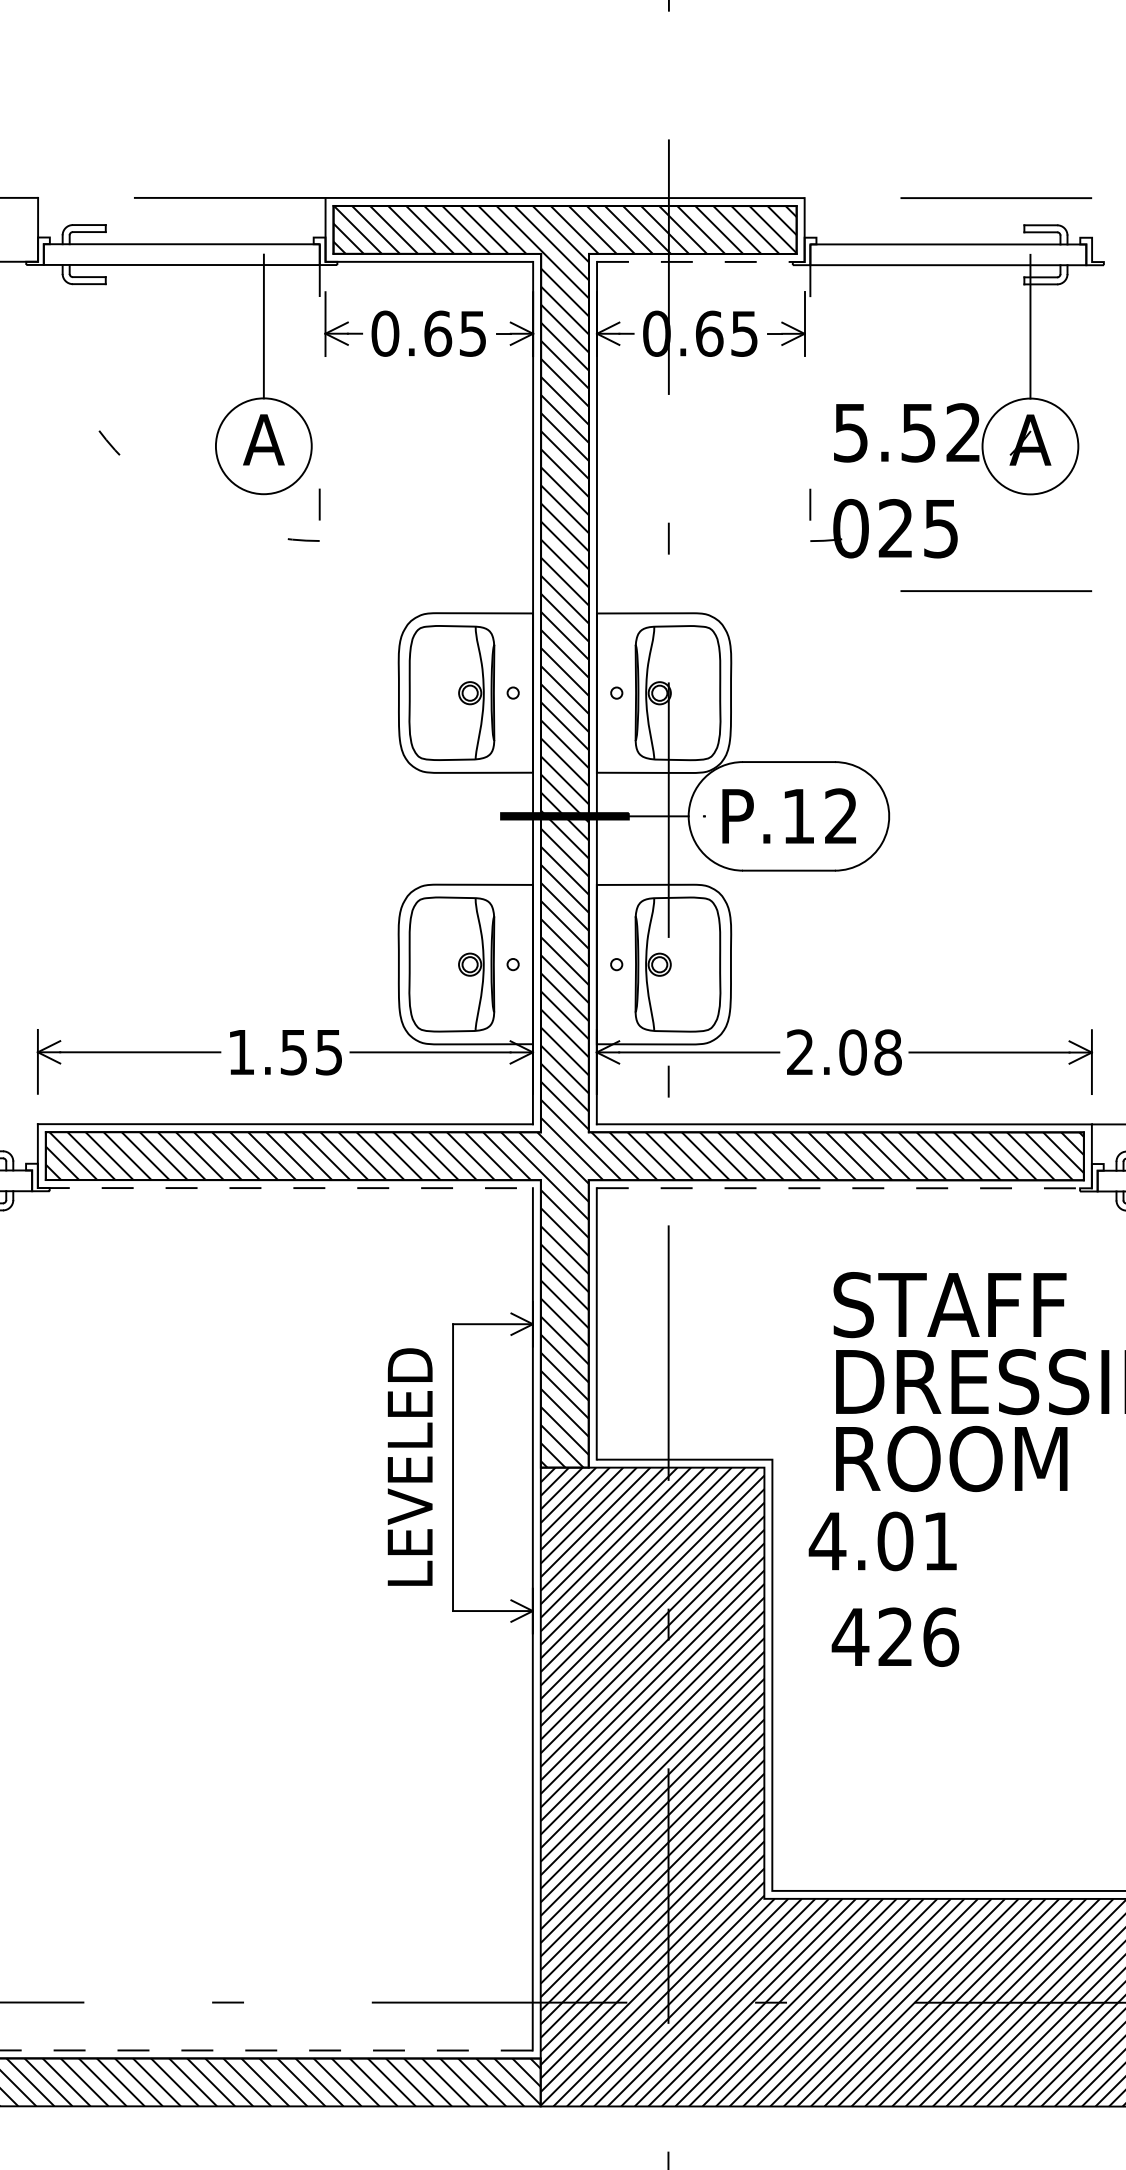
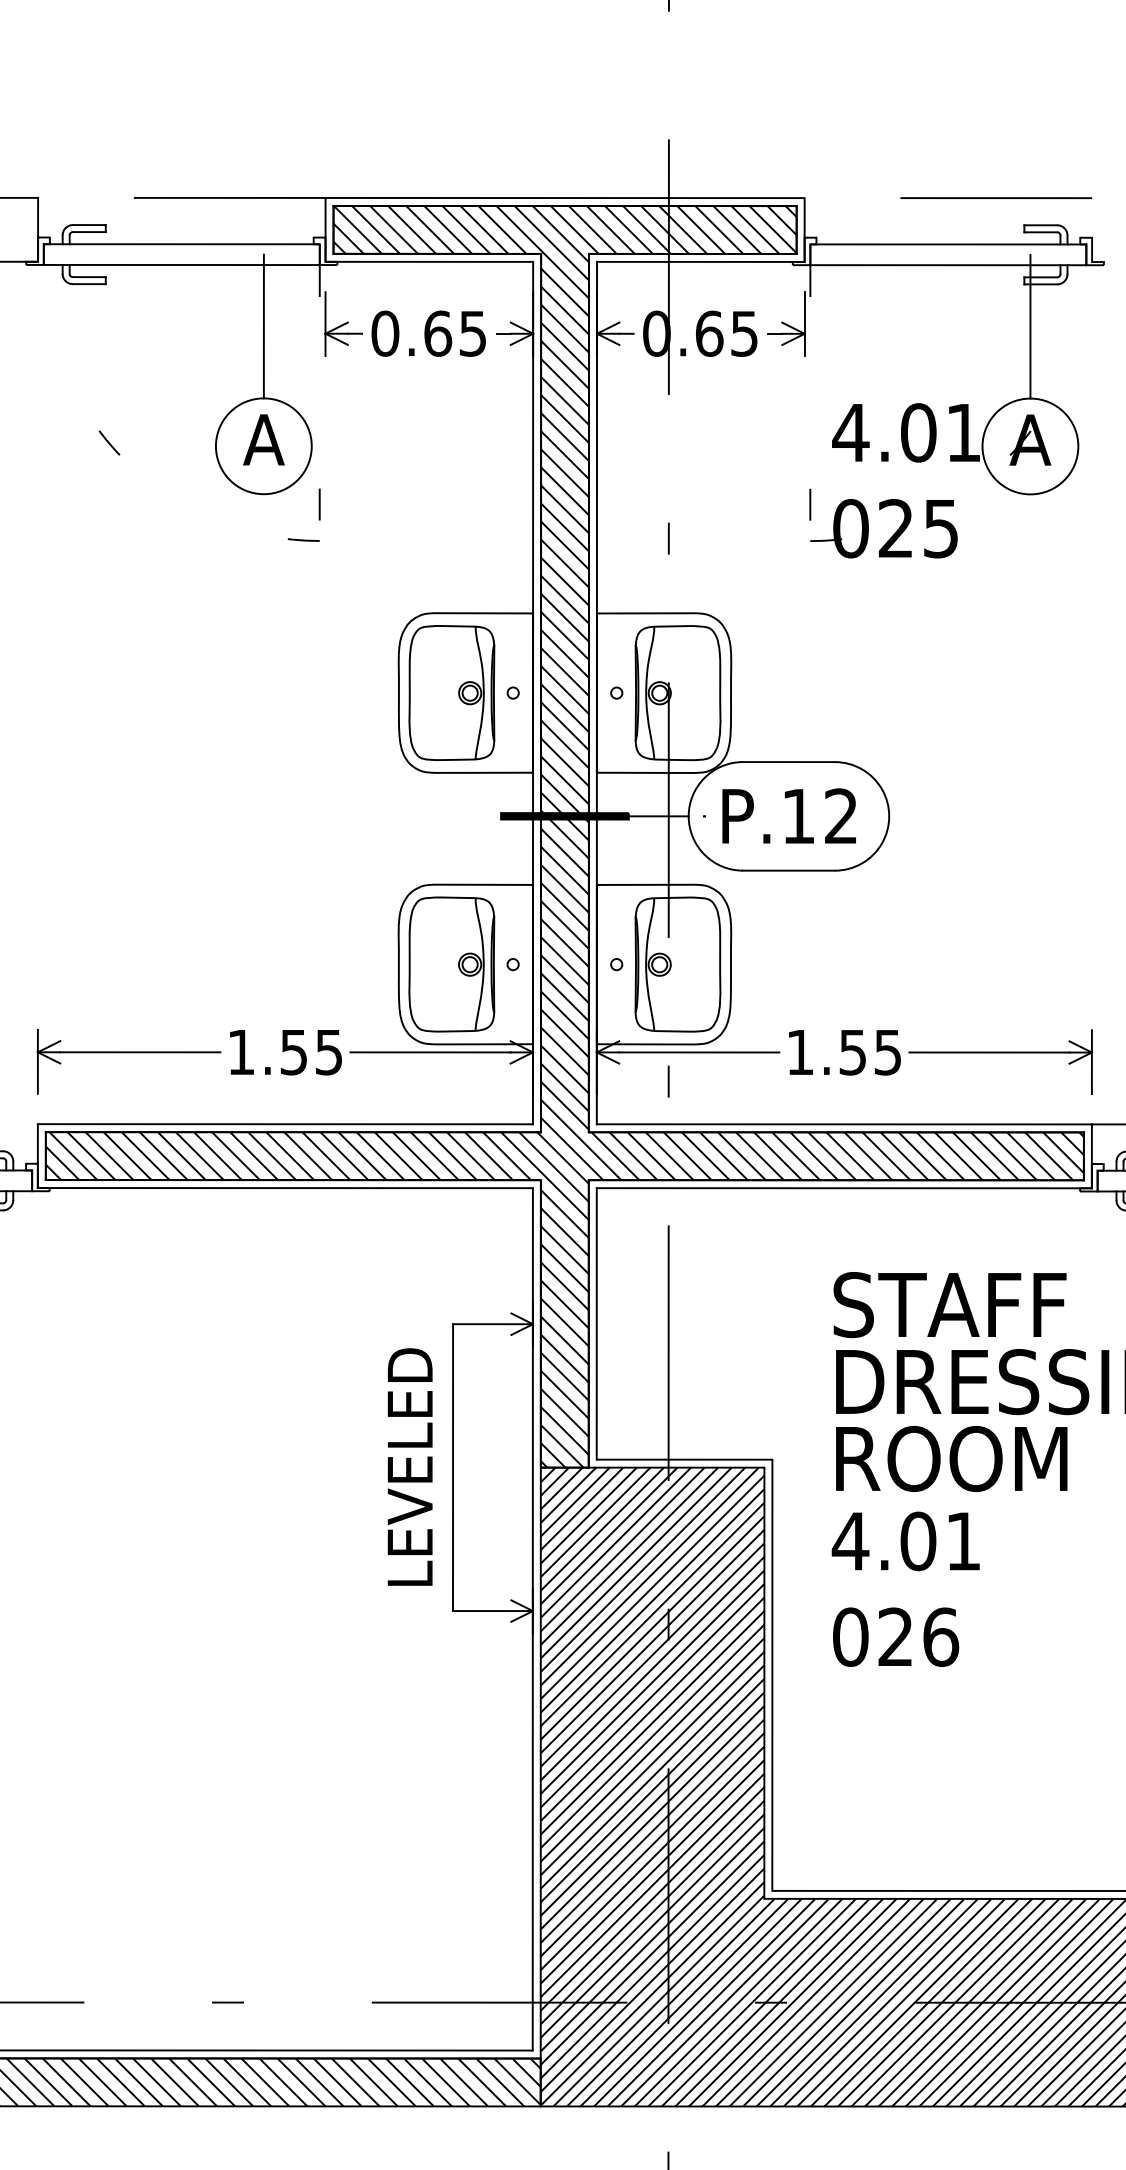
line: dashed -> solid (700, 261)
text: 5.52 -> 4.01 (905, 432)
line: present -> none (996, 590)
text: 2.08 -> 1.55 (844, 1052)
line: dashed -> solid (285, 1188)
line: dashed -> solid (844, 1188)
text position: (882, 1541) -> (905, 1541) (905, 1541)
text: 426 -> 026 (850, 1636)
line: dashed -> solid (266, 2050)
